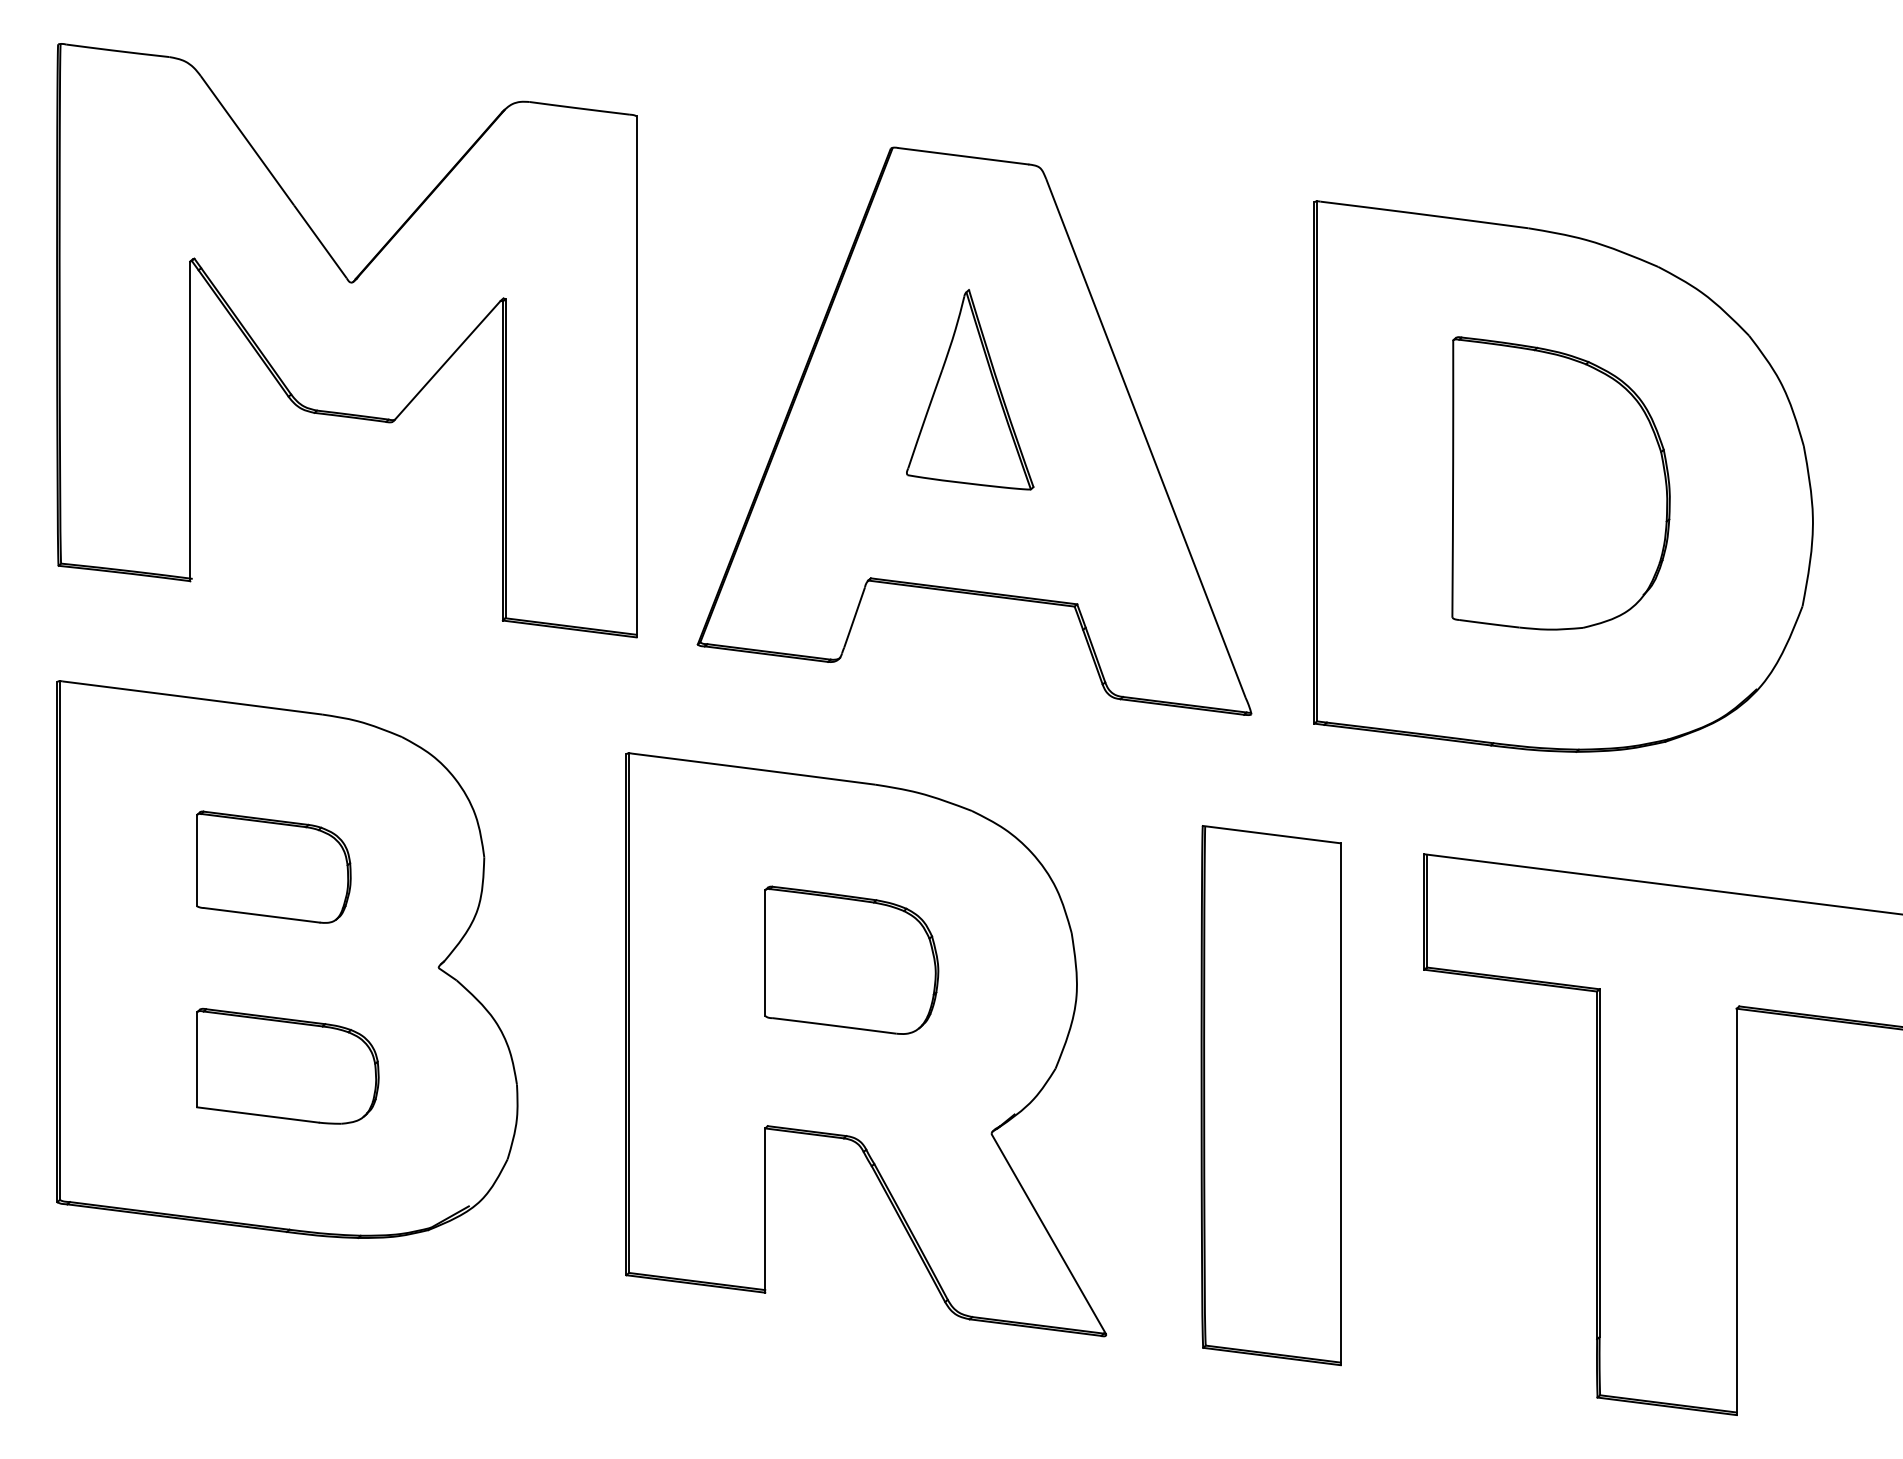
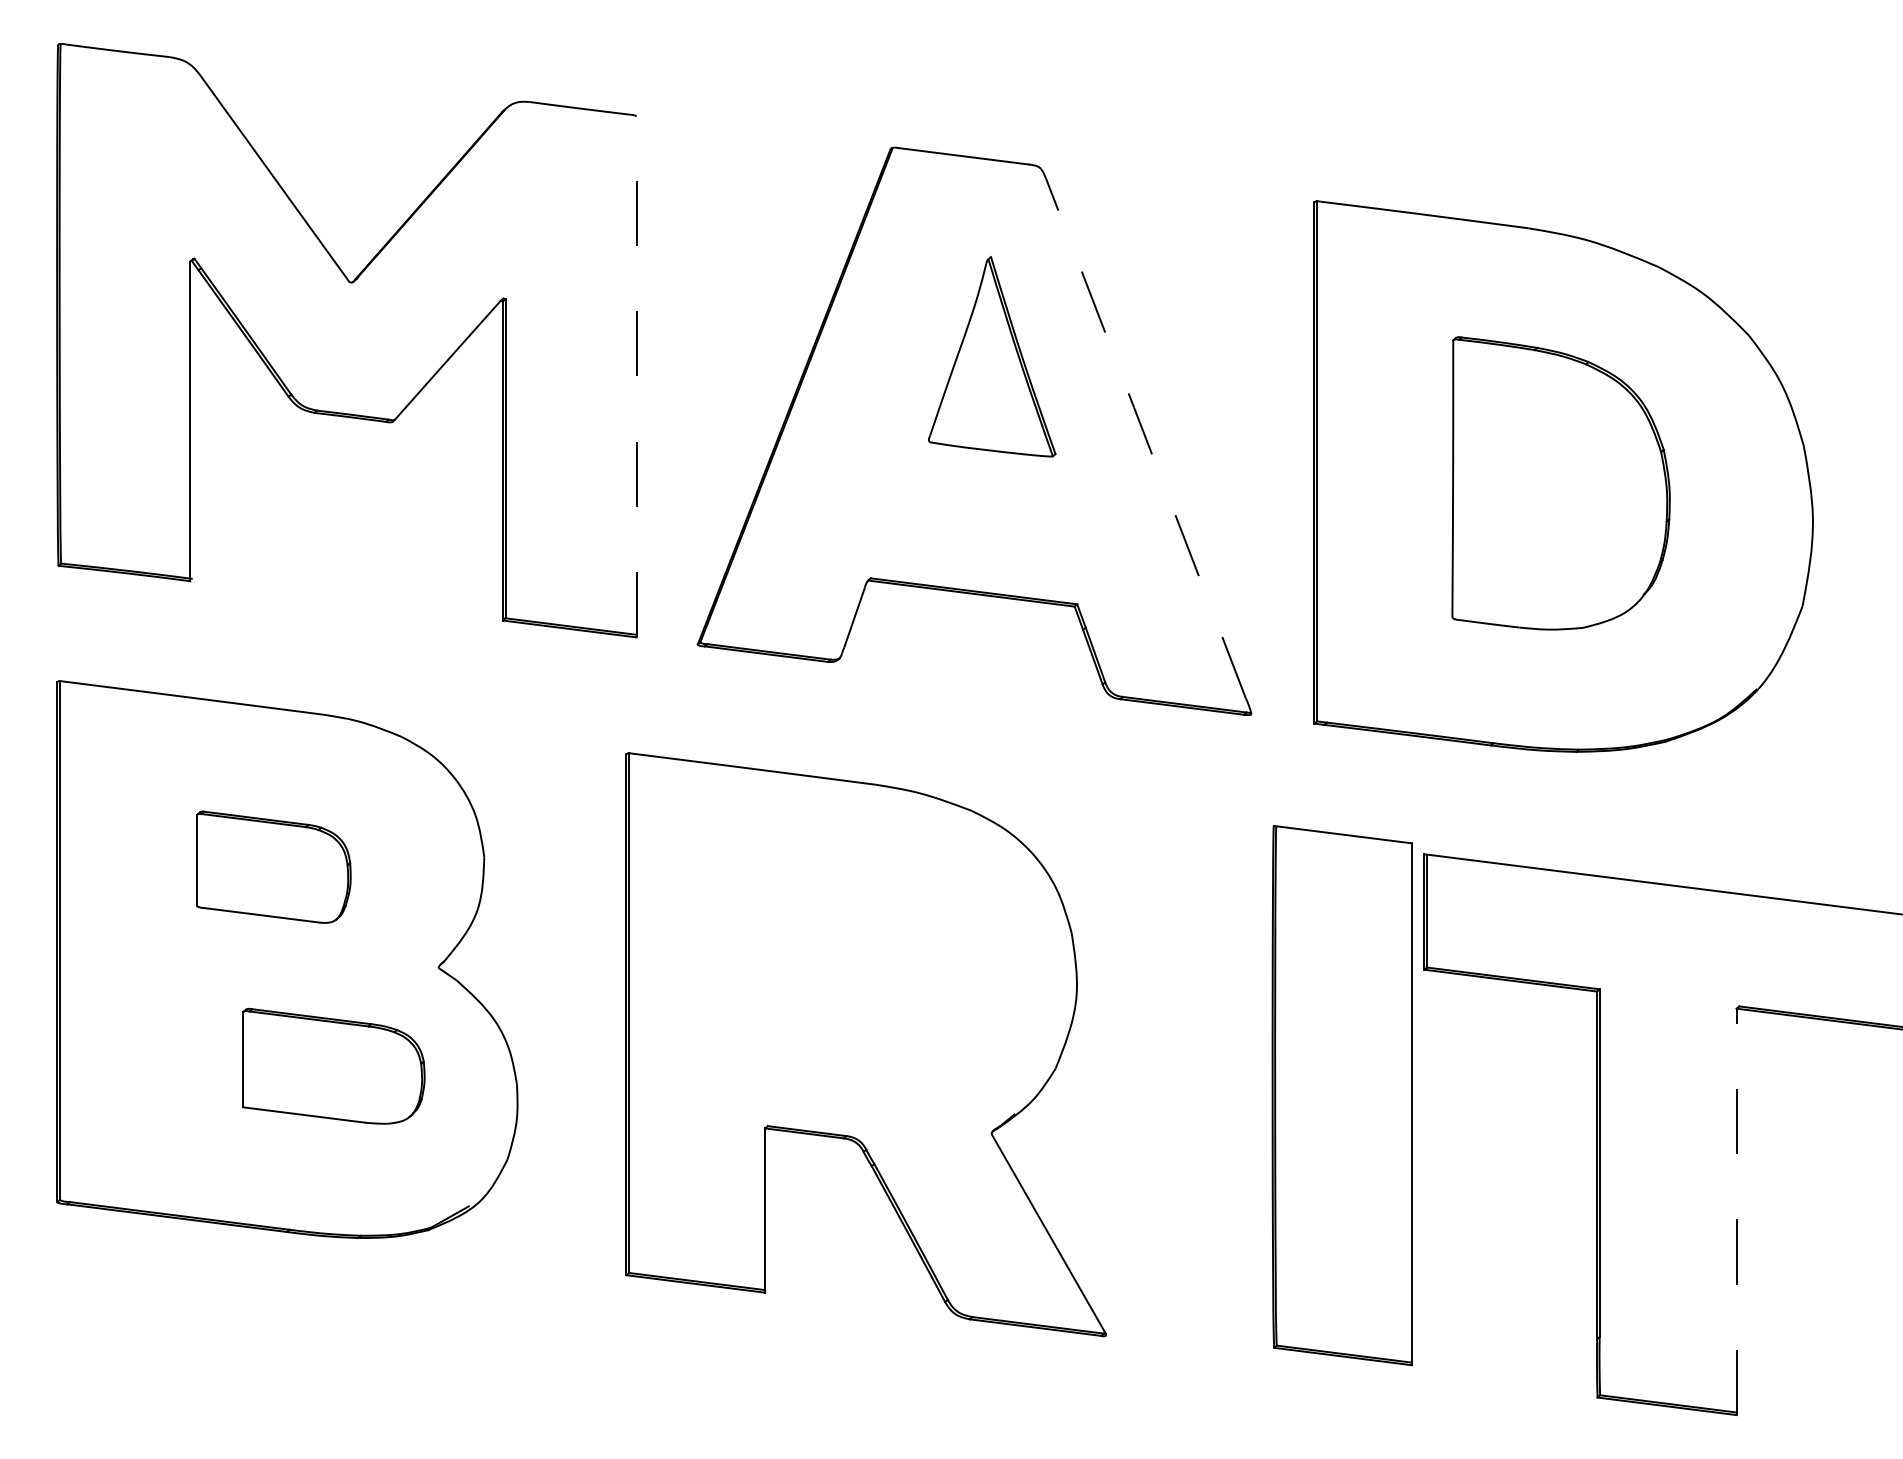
line: solid -> dashed (636, 376)
part position: (970, 389) -> (992, 356) (992, 356)
line: solid -> dashed (1145, 438)
part: present -> none (851, 959)
part position: (287, 1065) -> (333, 1065) (333, 1065)
part position: (1270, 1095) -> (1341, 1095) (1341, 1095)
line: solid -> dashed (1736, 1211)
